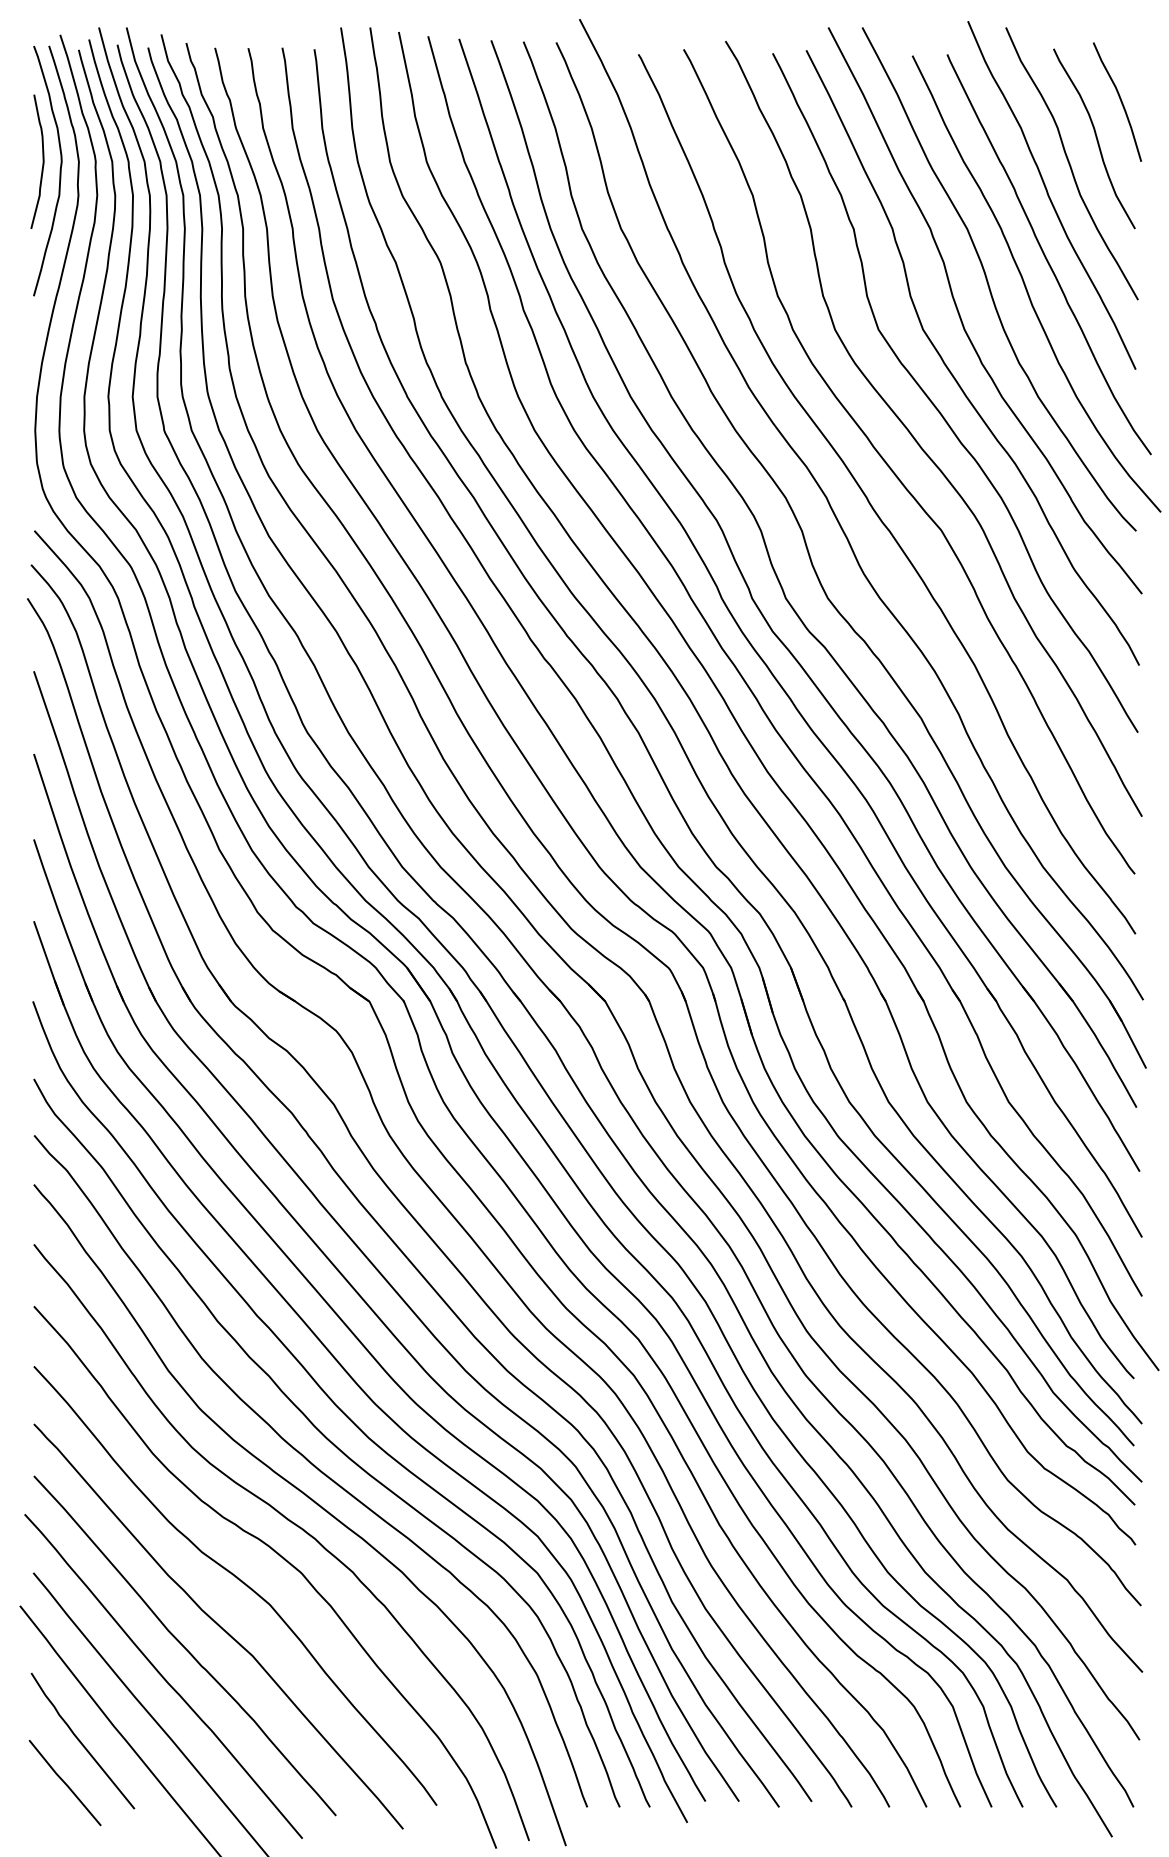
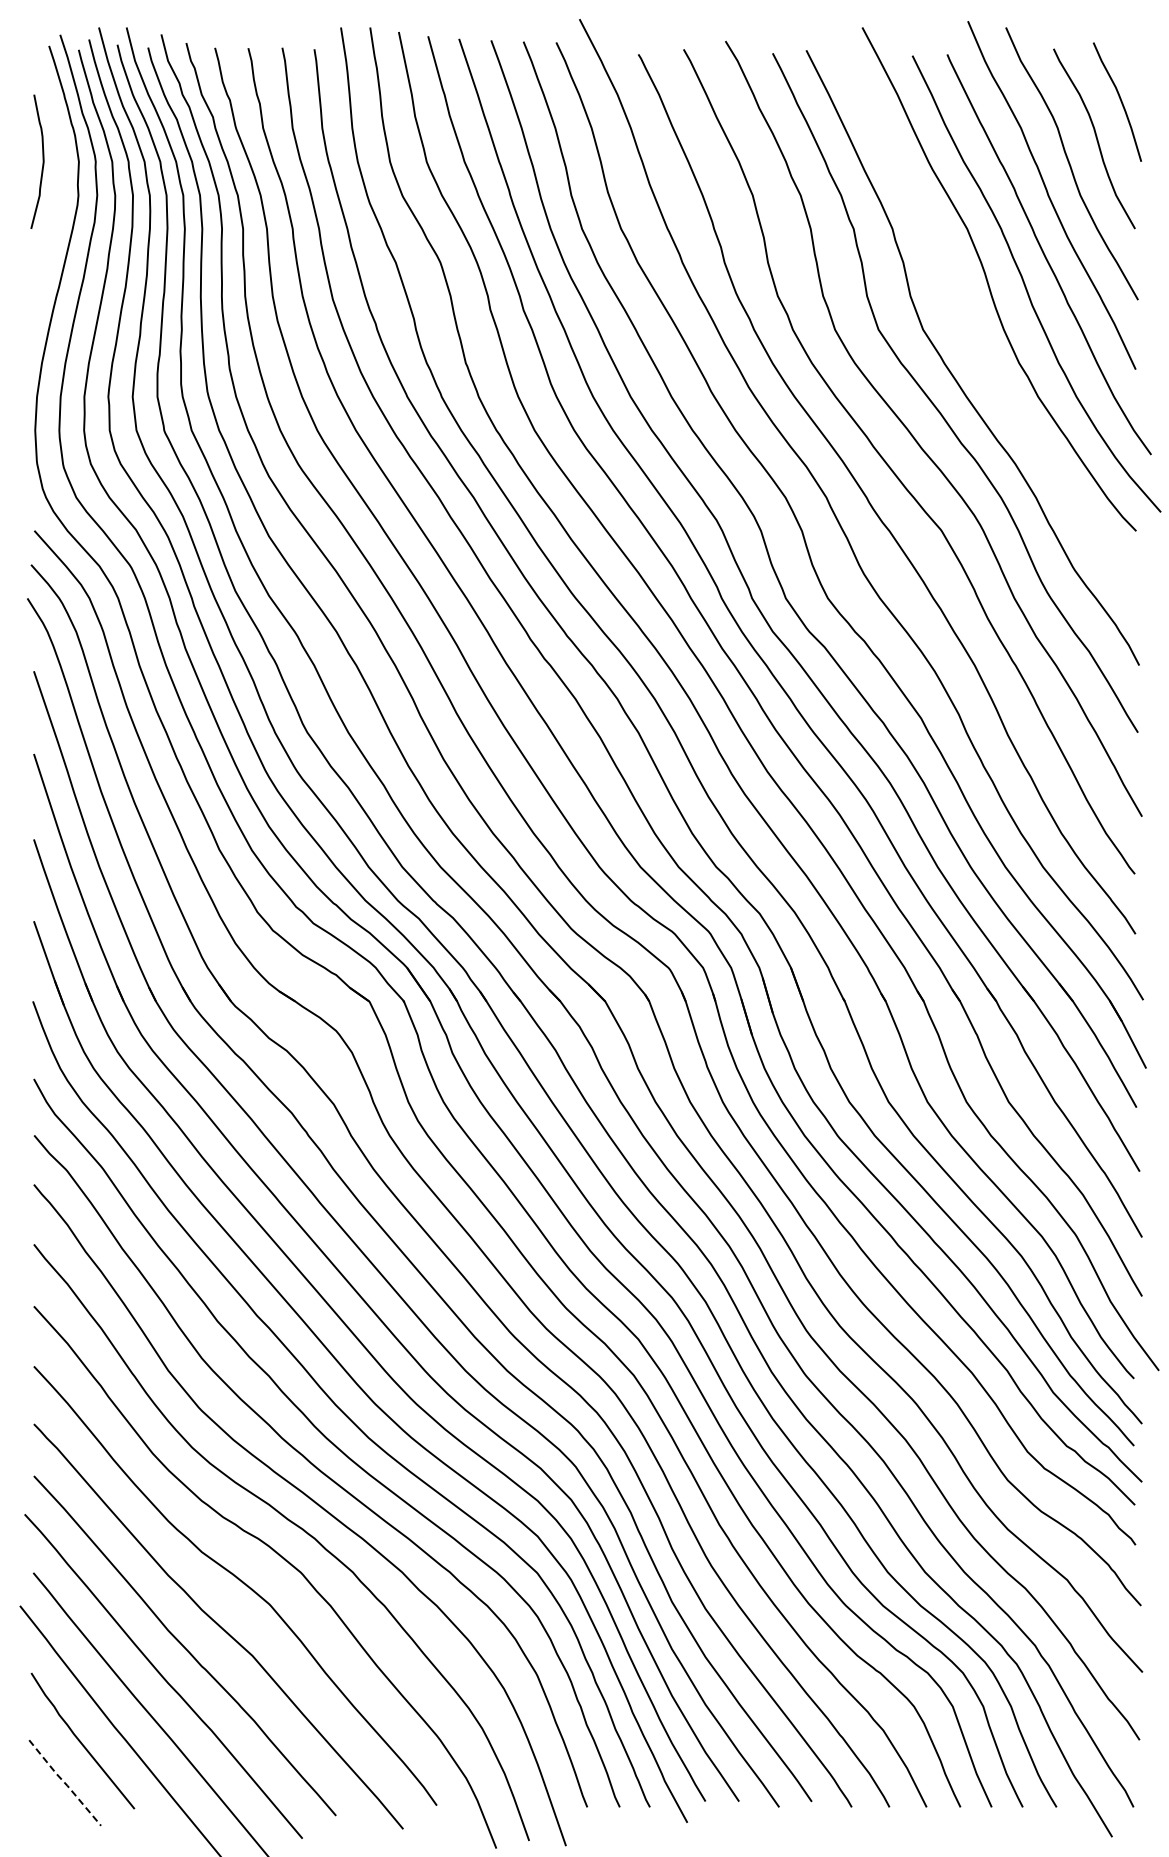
curve: present -> none (59, 171)
curve: present -> none (961, 317)
line: solid -> dashed (64, 1783)
